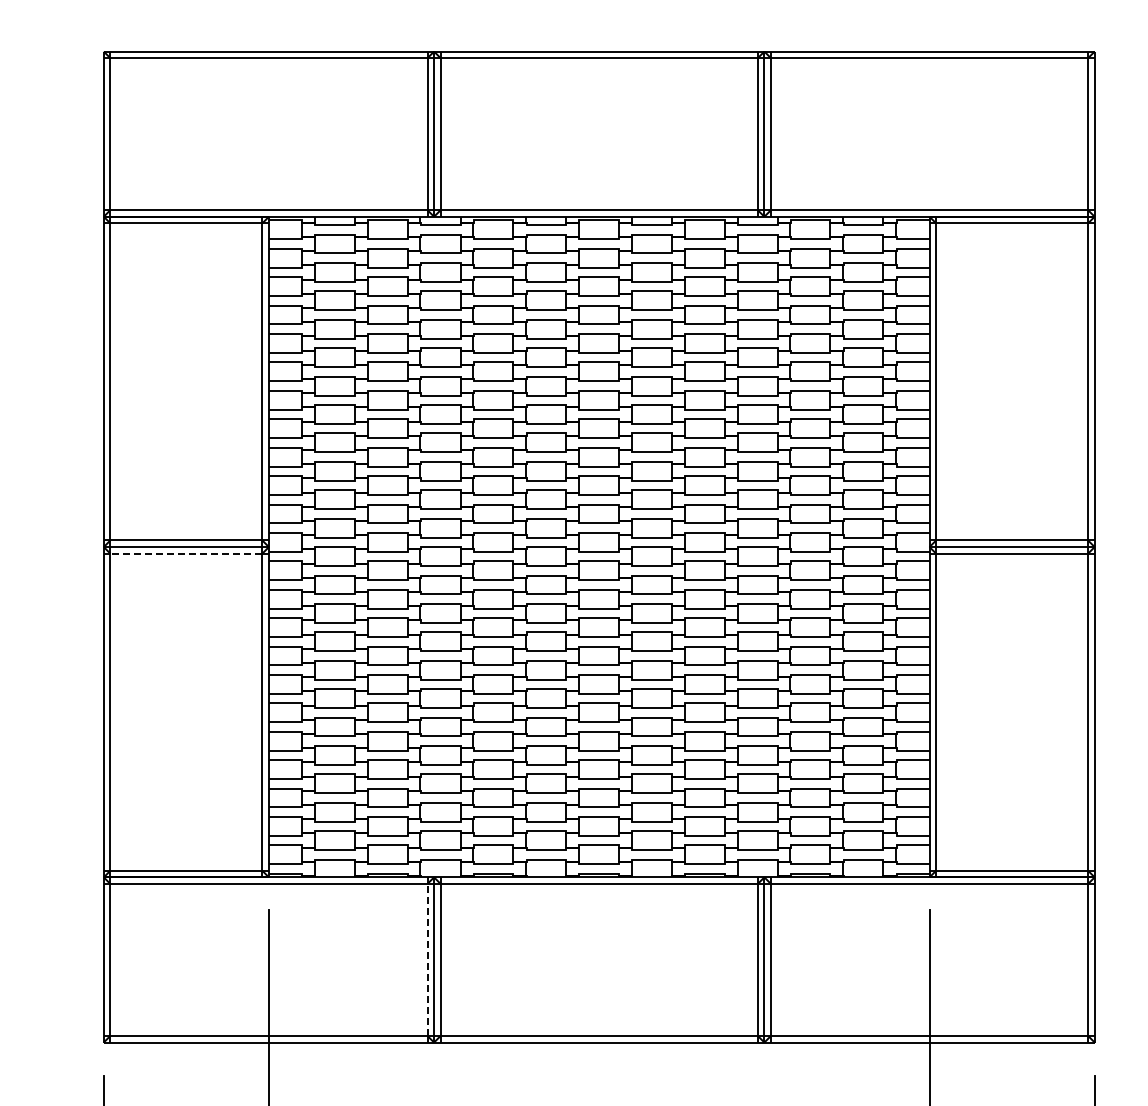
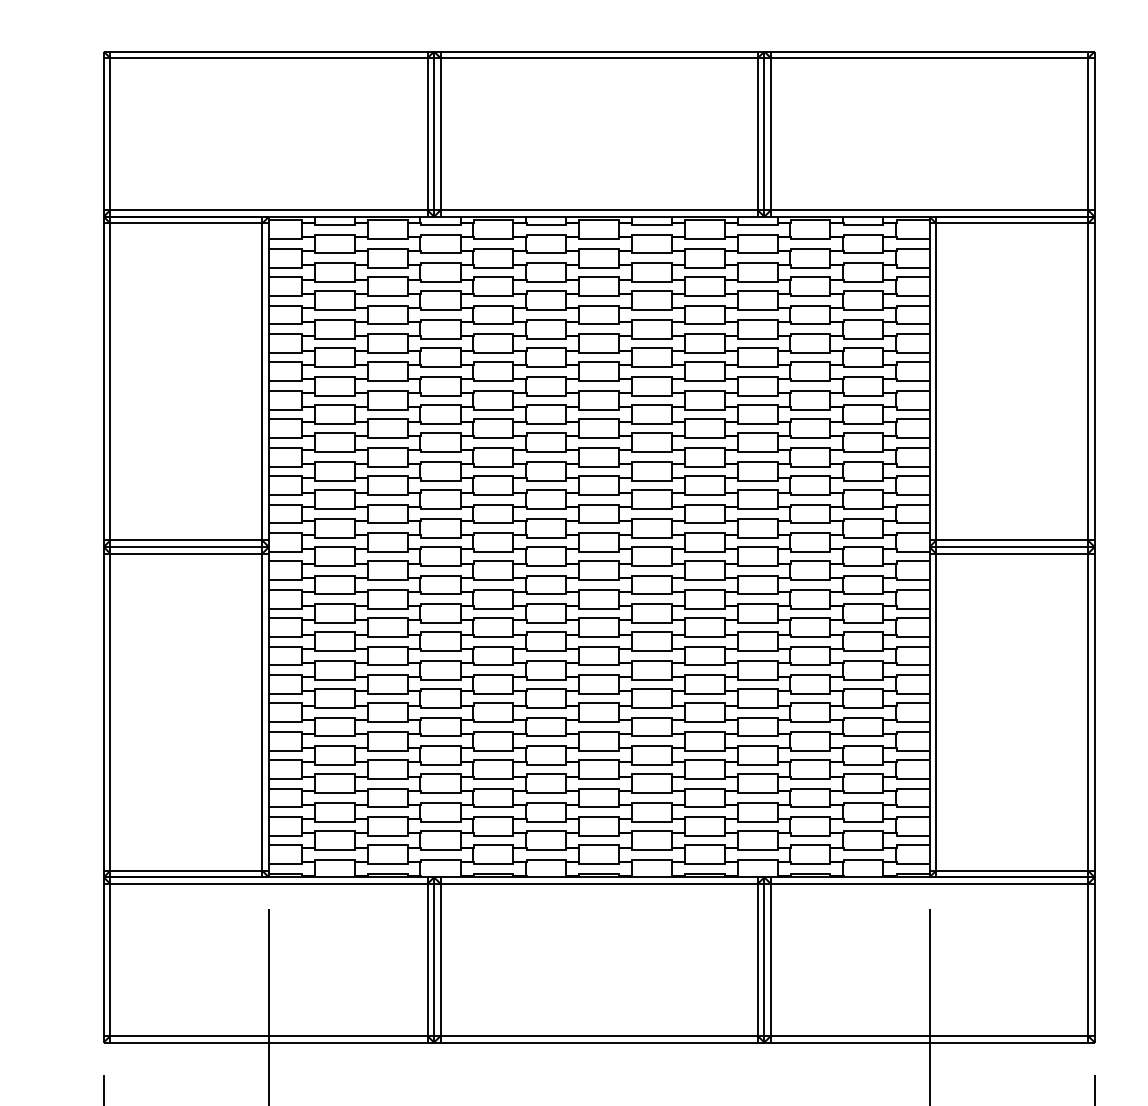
line: dashed -> solid (186, 553)
line: dashed -> solid (427, 959)
